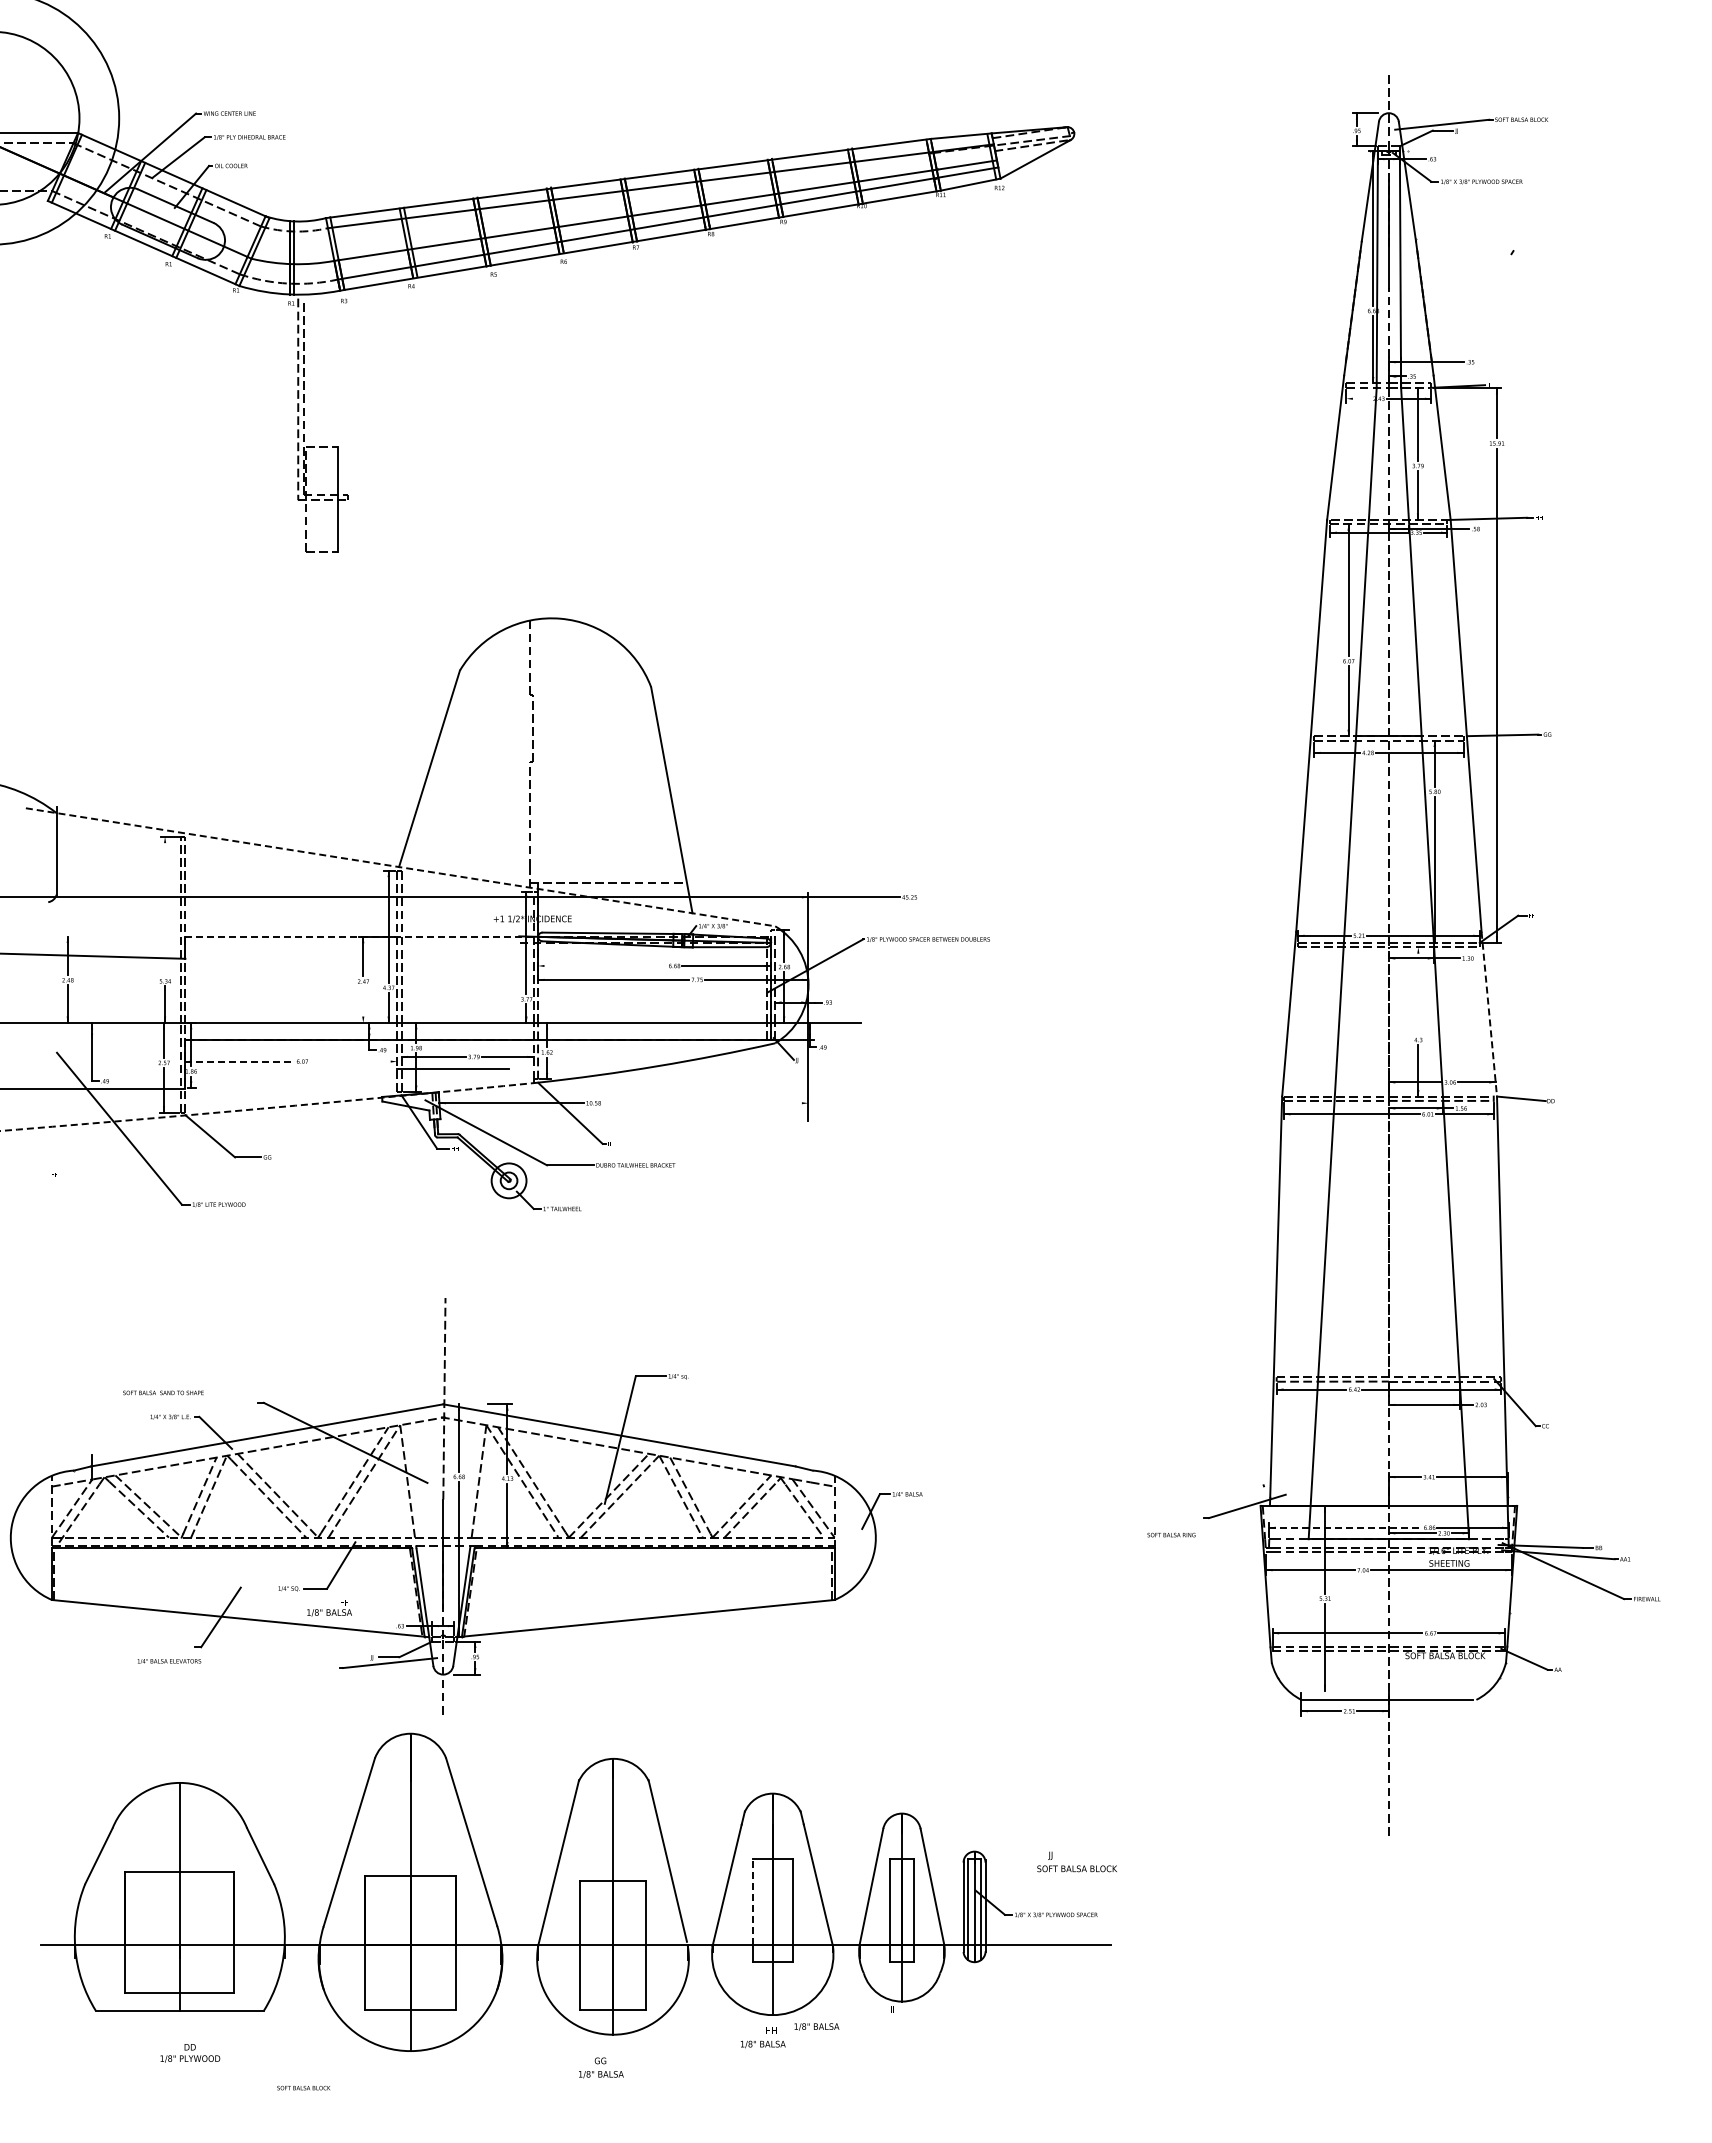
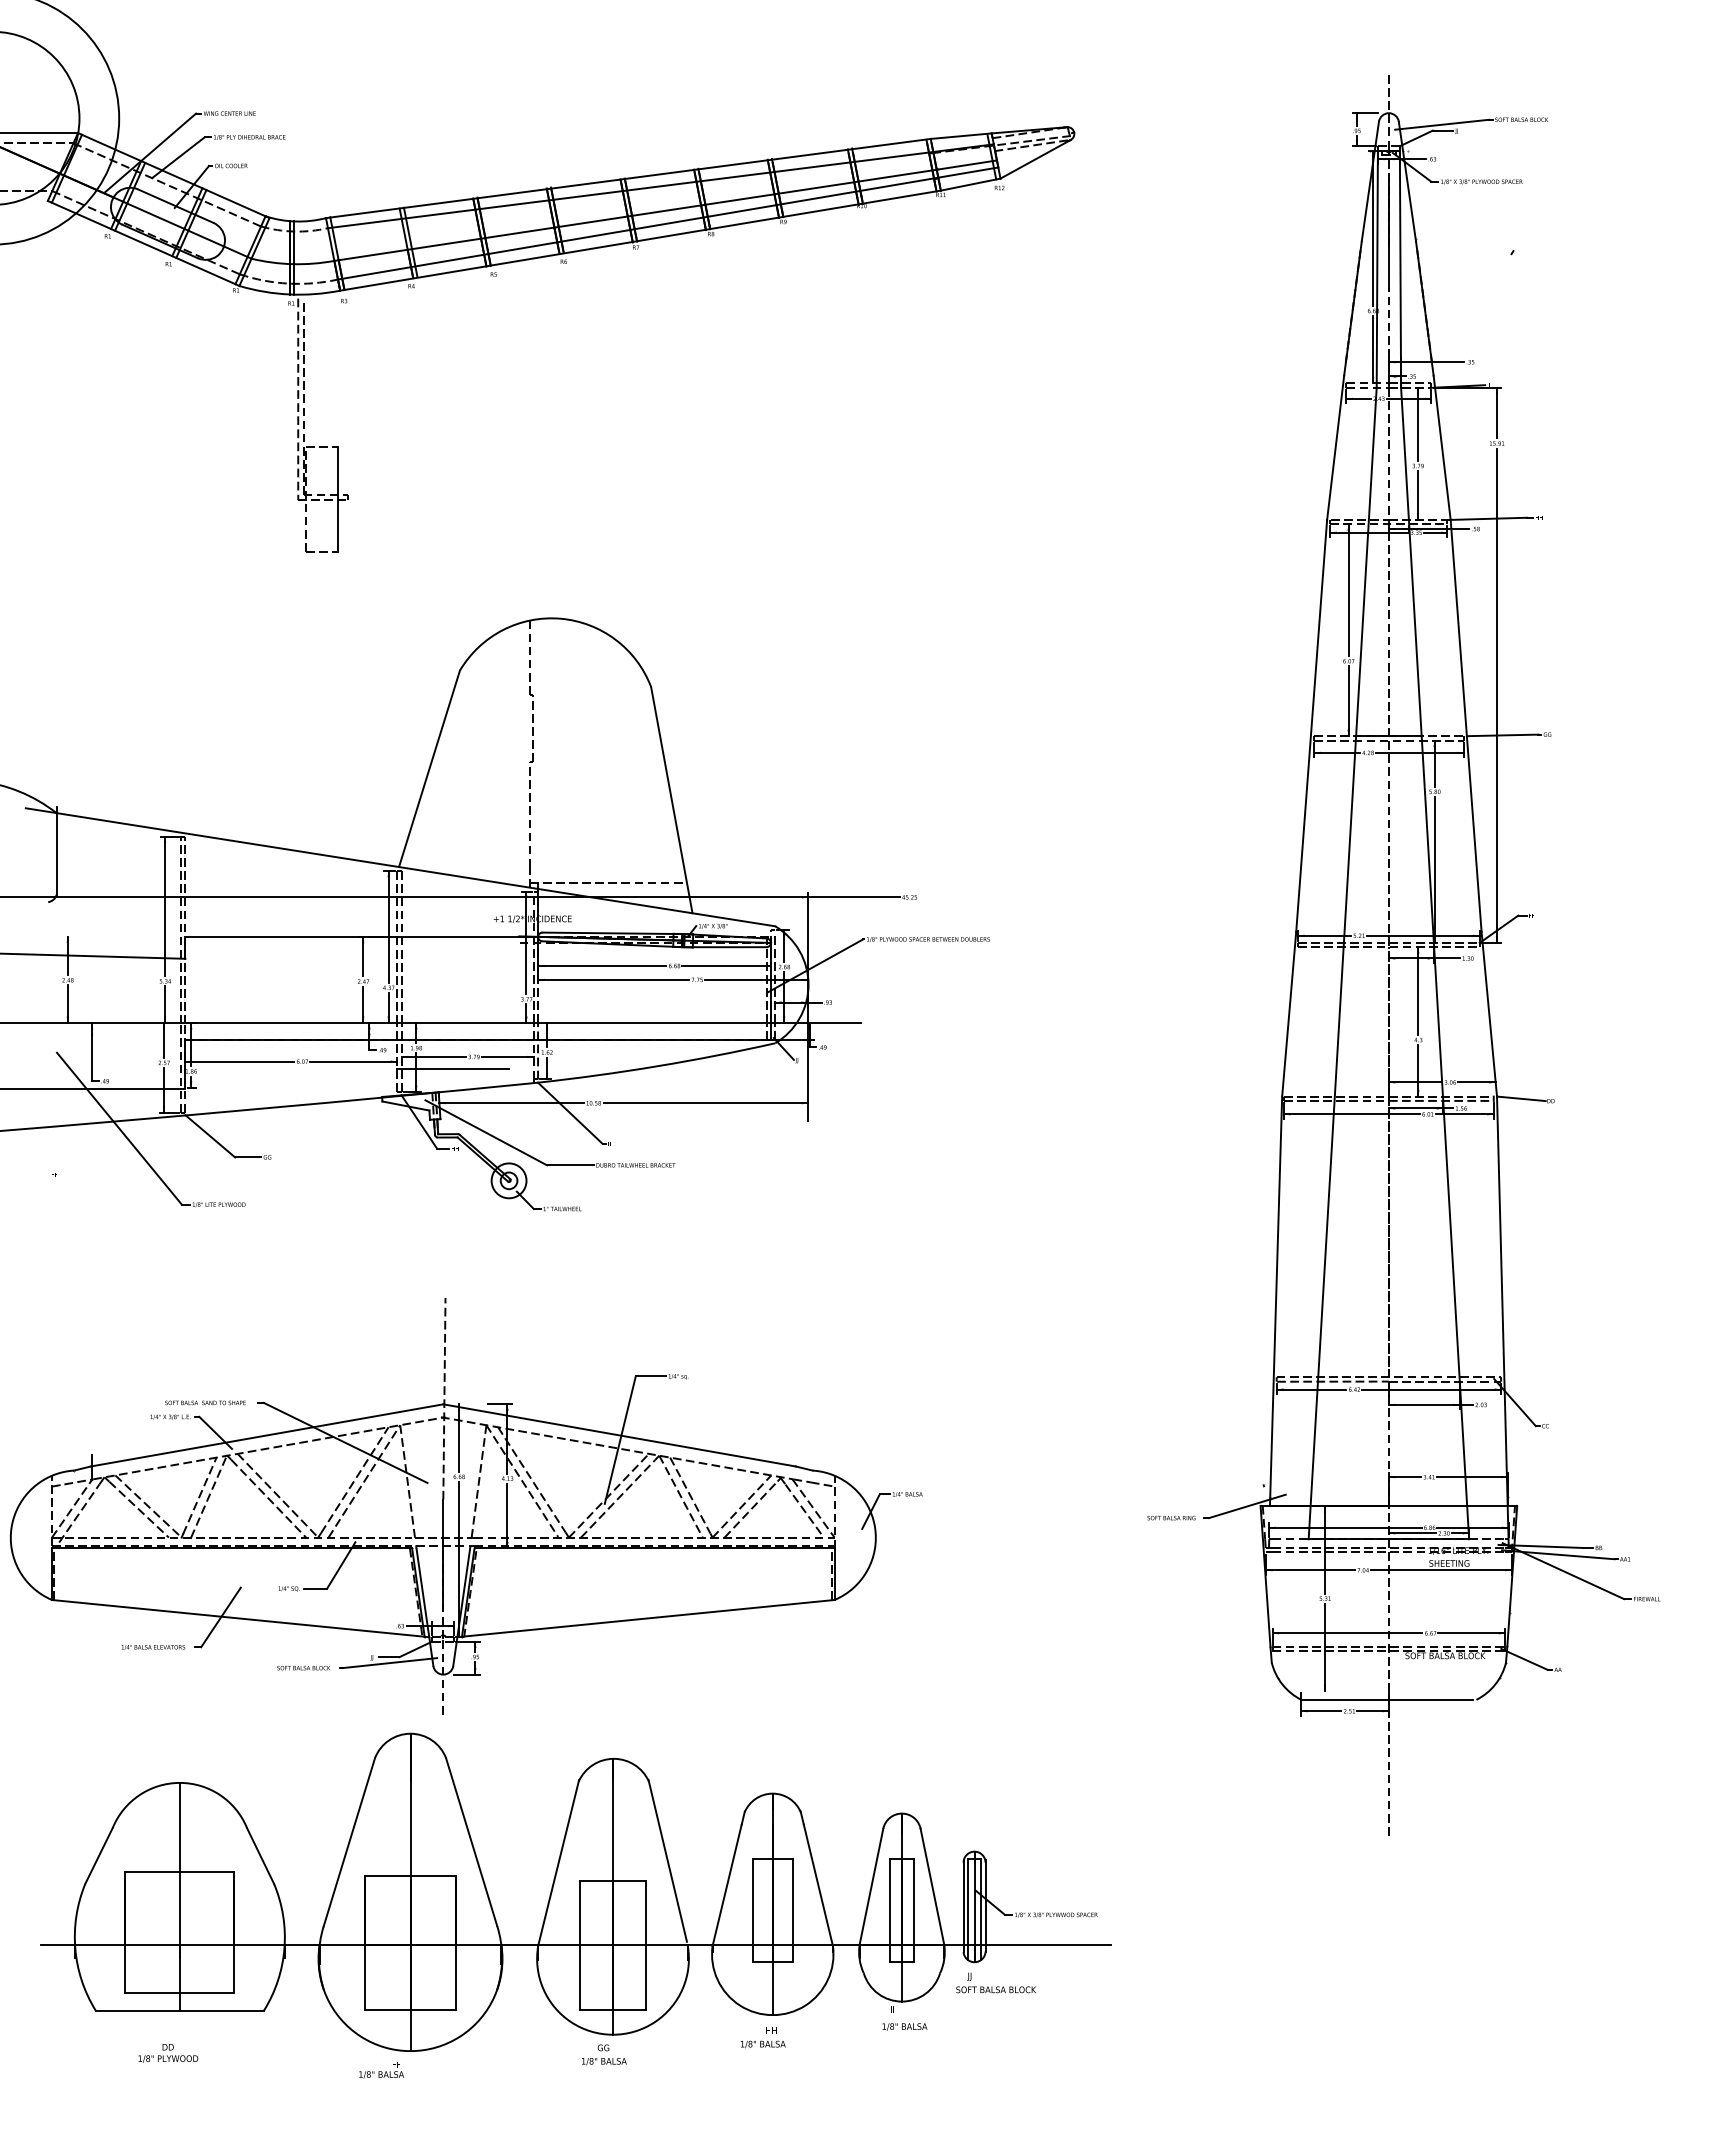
line: none -> present (1358, 398)
line: dashed -> solid (401, 867)
line: none -> present (165, 906)
line: dashed -> solid (362, 936)
line: none -> present (602, 965)
line: none -> present (1418, 990)
line: none -> present (363, 1004)
line: dashed -> solid (1489, 1014)
line: dashed -> solid (240, 1061)
line: none -> present (353, 1061)
line: none -> present (705, 1103)
arc: dashed -> solid (269, 1108)
text position: (163, 1392) -> (205, 1402) (205, 1402)
line: dashed -> solid (1345, 1527)
text position: (1171, 1534) -> (1171, 1517) (1171, 1517)
text position: (329, 1608) -> (381, 2070) (381, 2070)
text position: (169, 1661) -> (153, 1647) (153, 1647)
text position: (1076, 1861) -> (995, 1982) (995, 1982)
line: dashed -> solid (752, 1901)
text position: (816, 2026) -> (904, 2026) (904, 2026)
text position: (190, 2053) -> (168, 2053) (168, 2053)
text position: (601, 2067) -> (604, 2054) (604, 2054)
text position: (303, 2087) -> (303, 1667) (303, 1667)
